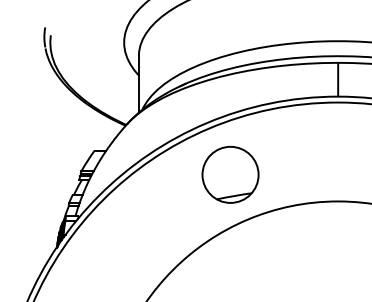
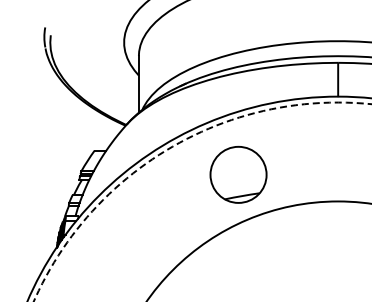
part position: (230, 174) -> (238, 174) (238, 174)
circle: solid -> dashed (202, 201)
